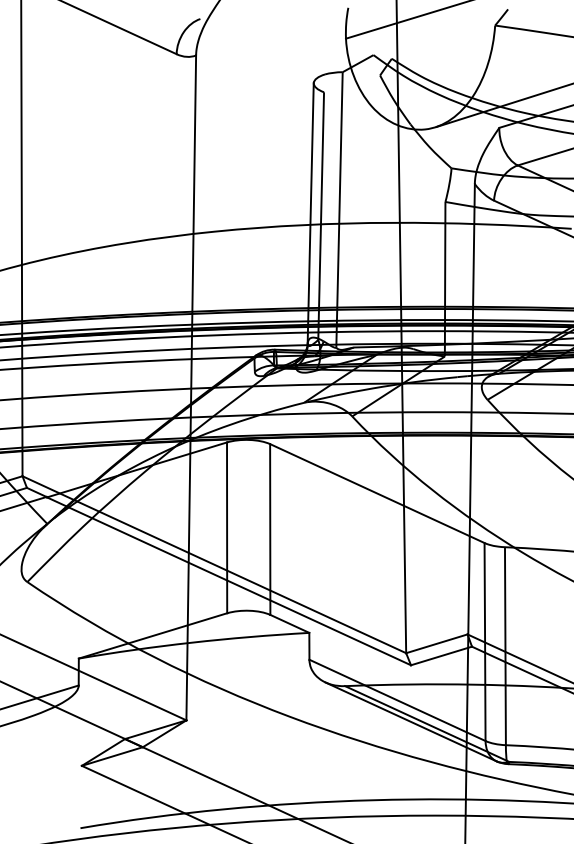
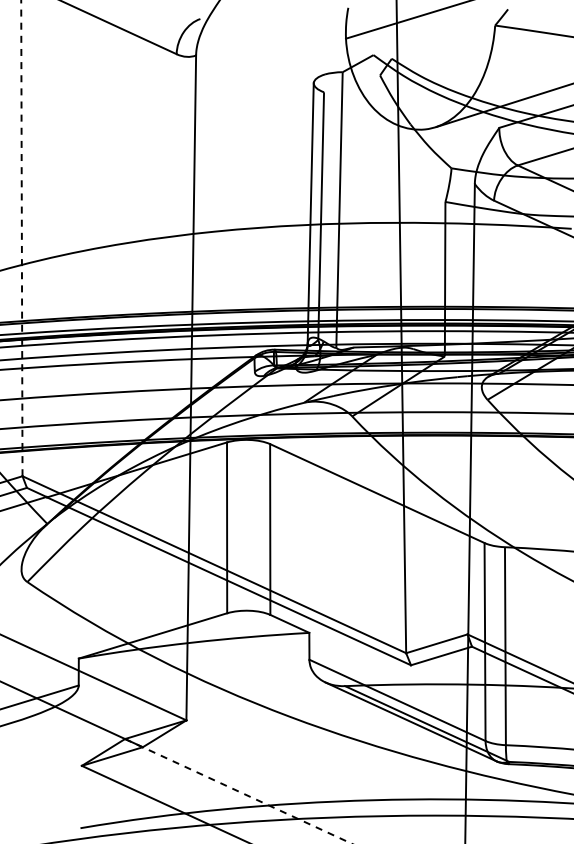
line: solid -> dashed (21, 238)
line: solid -> dashed (239, 791)
